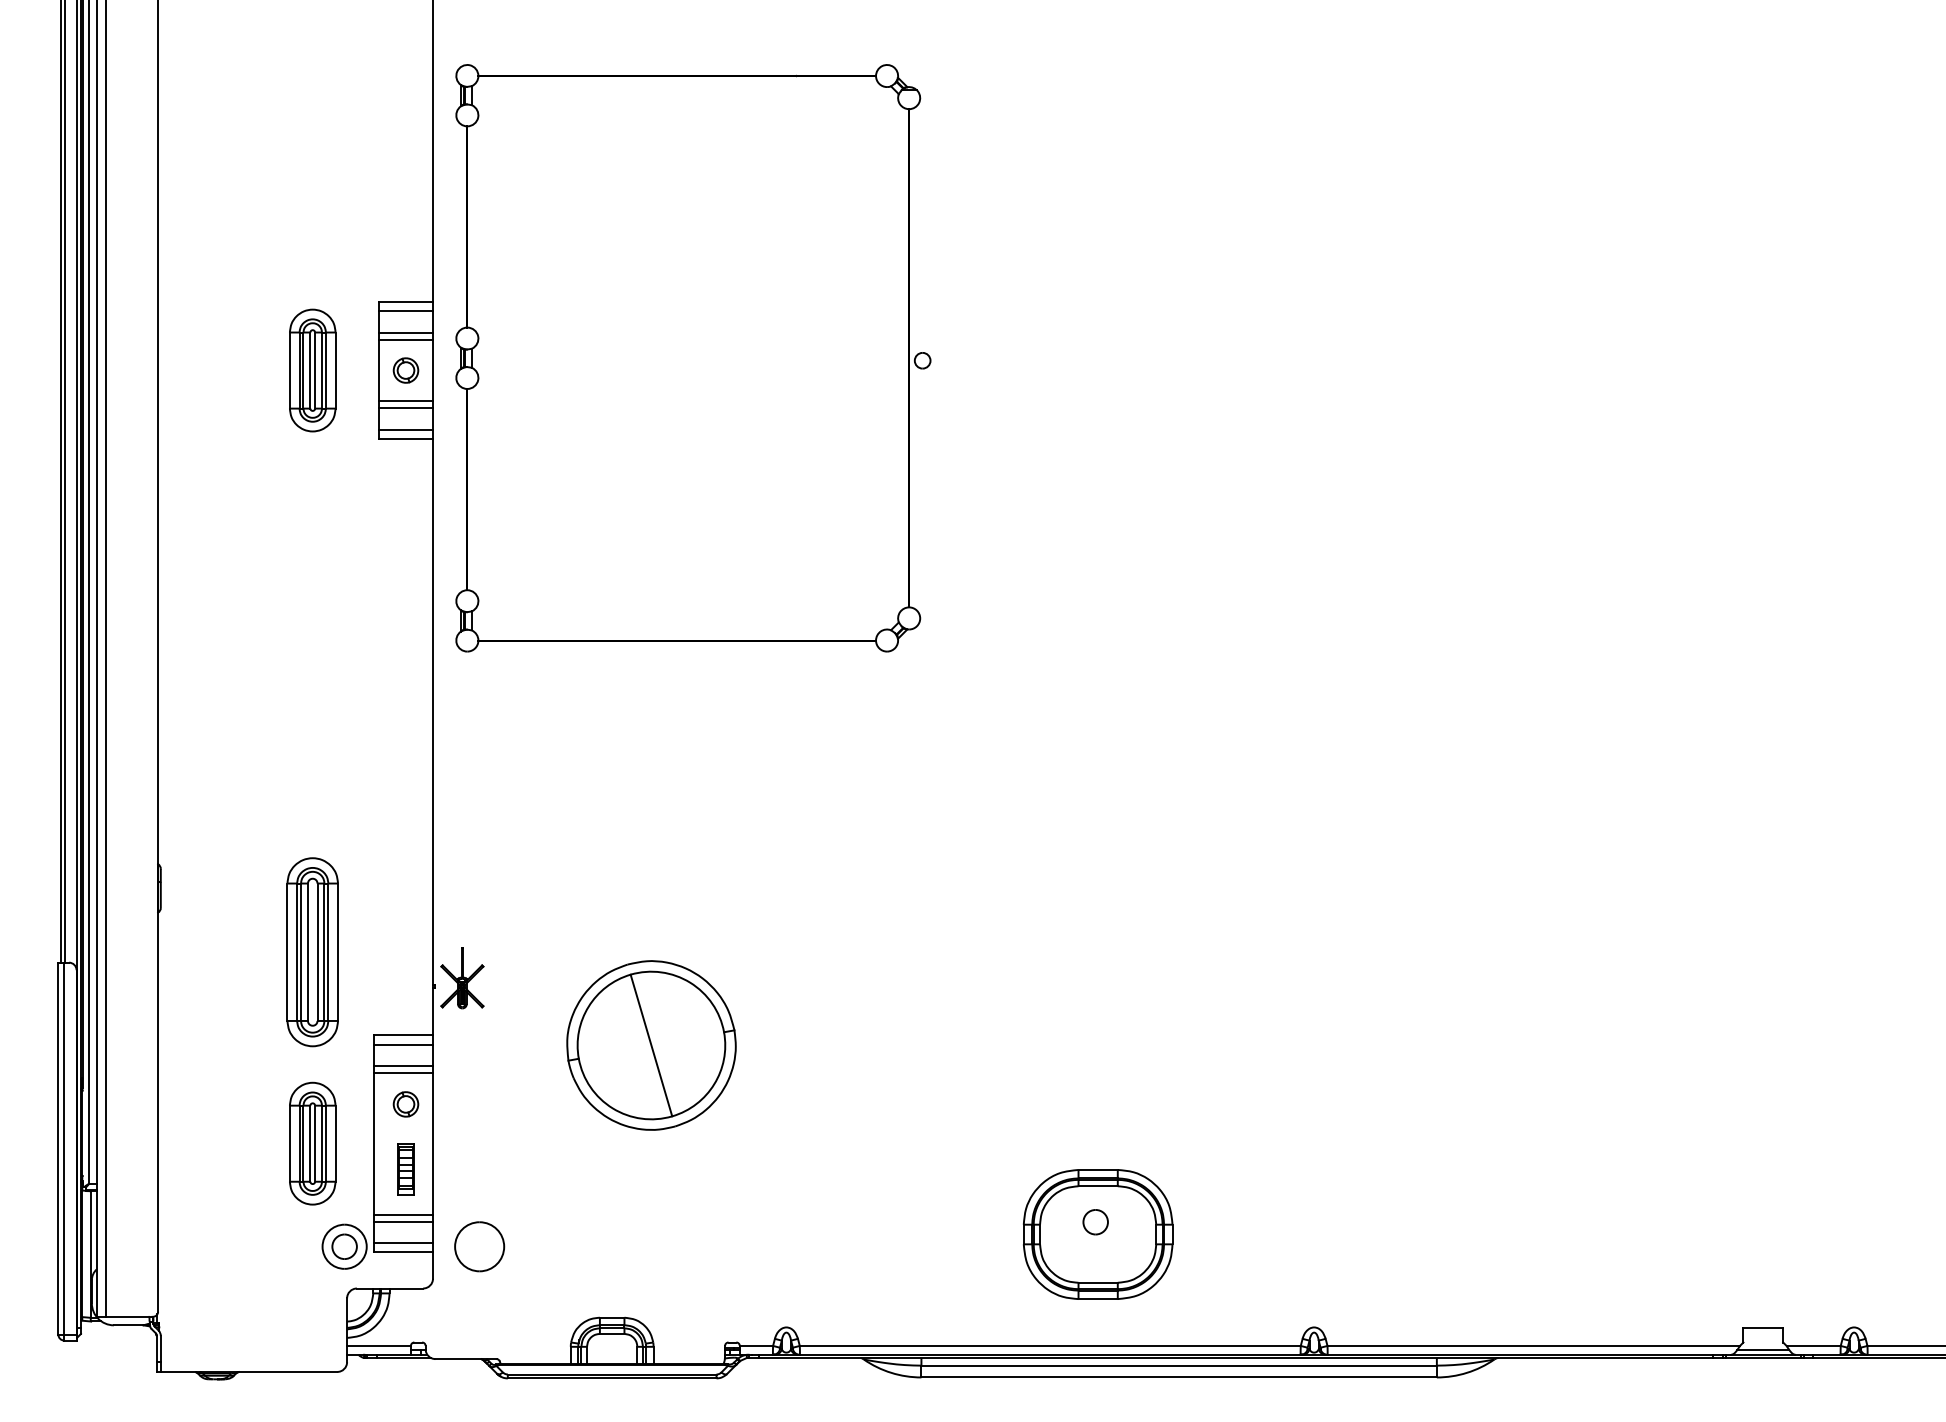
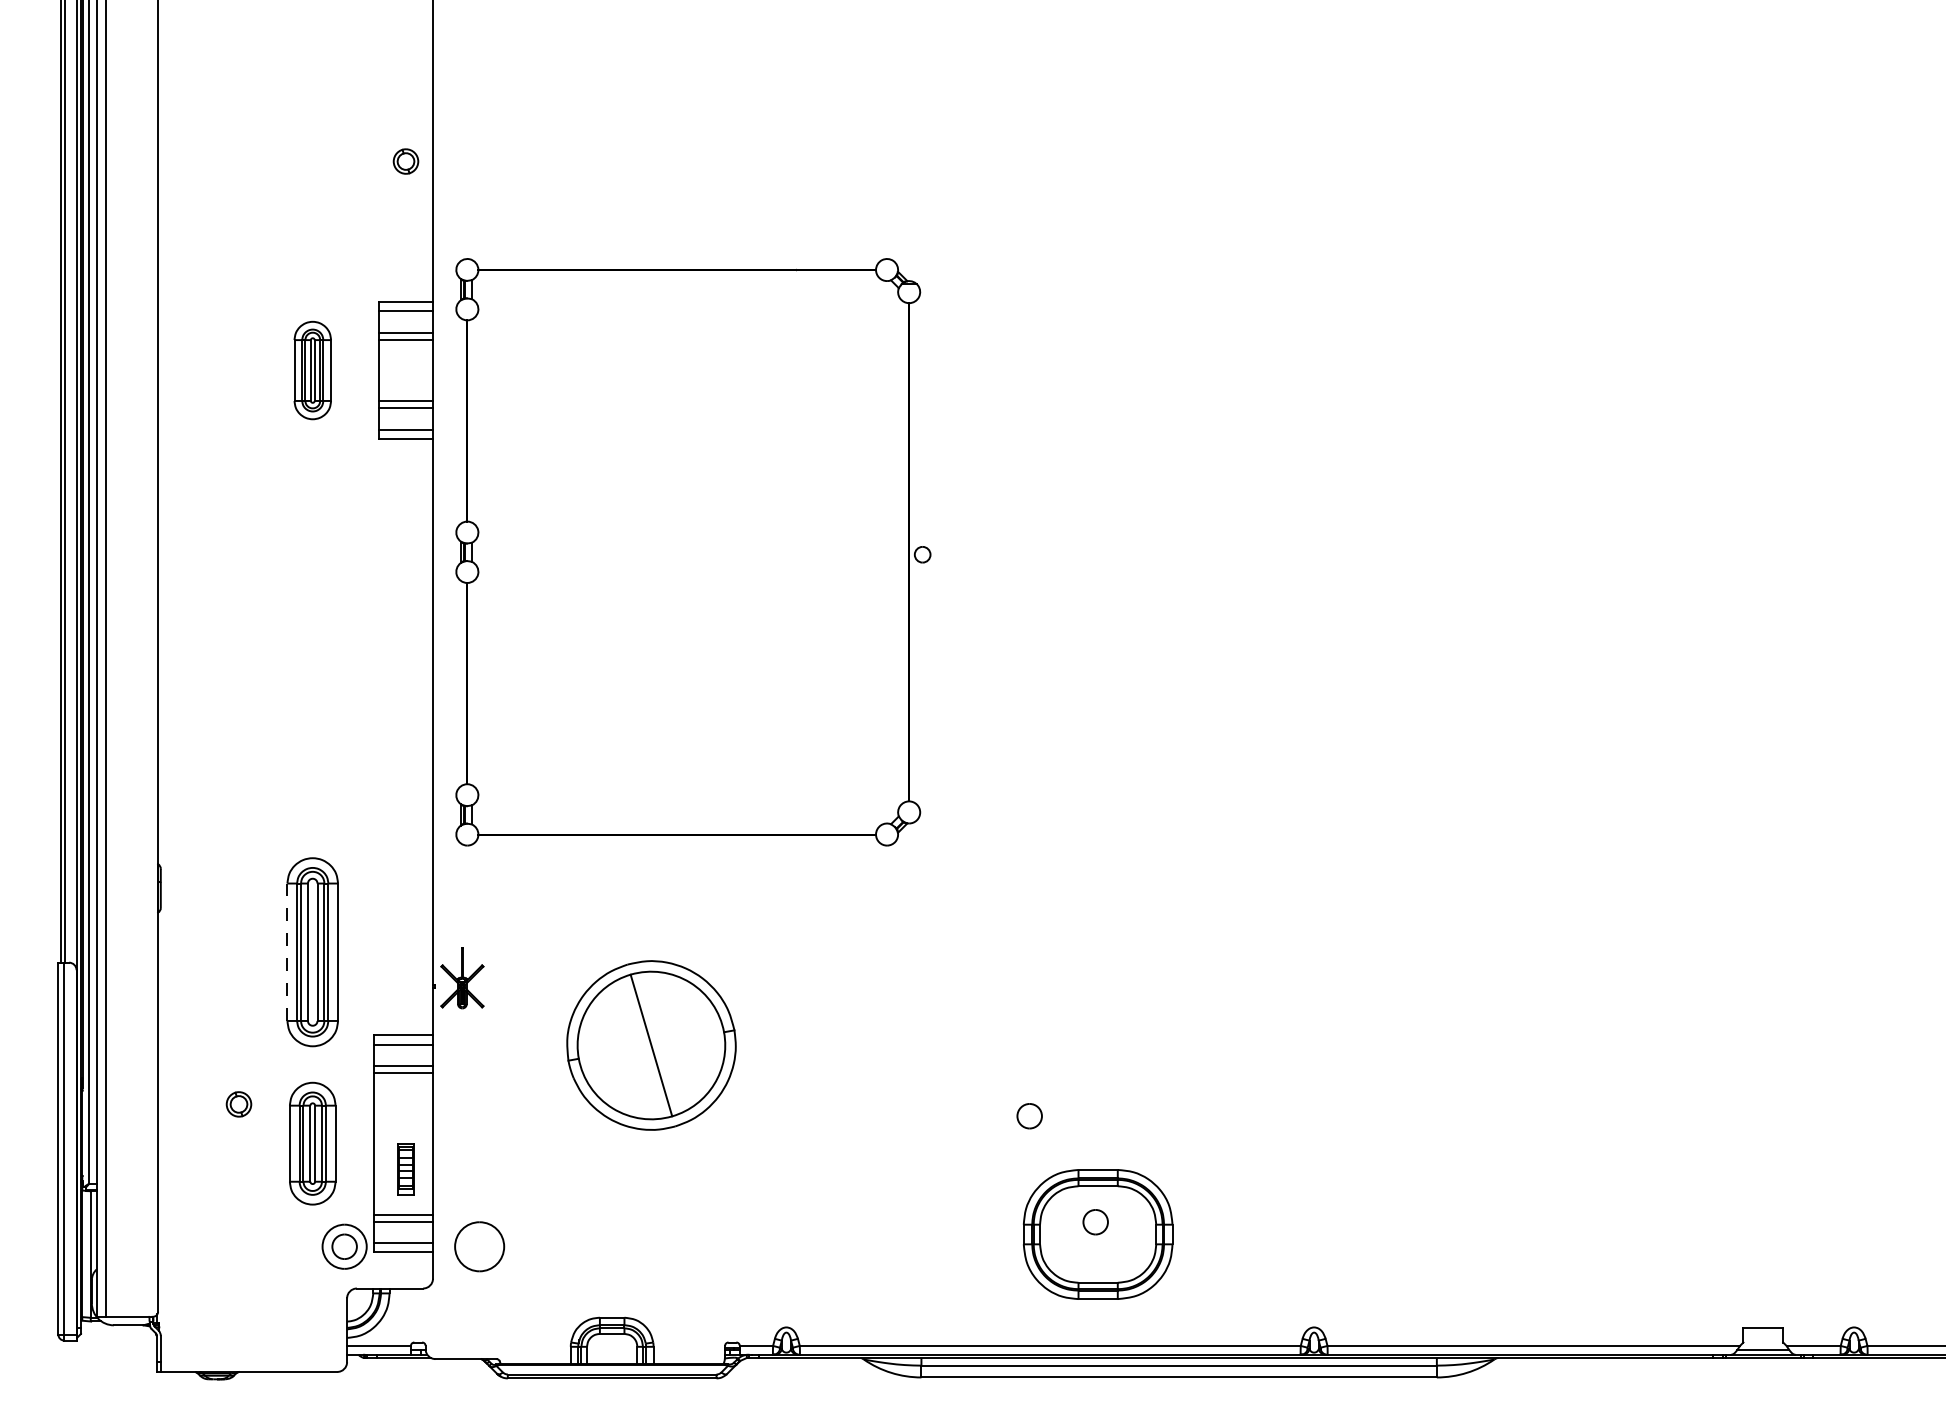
part position: (693, 358) -> (693, 552) (693, 552)
part size: 48x125 px -> 39x101 px (312, 370)
part position: (405, 370) -> (405, 161) (405, 161)
line: solid -> dashed (287, 952)
part position: (405, 1104) -> (238, 1104) (238, 1104)
part: none -> present (1029, 1116)
